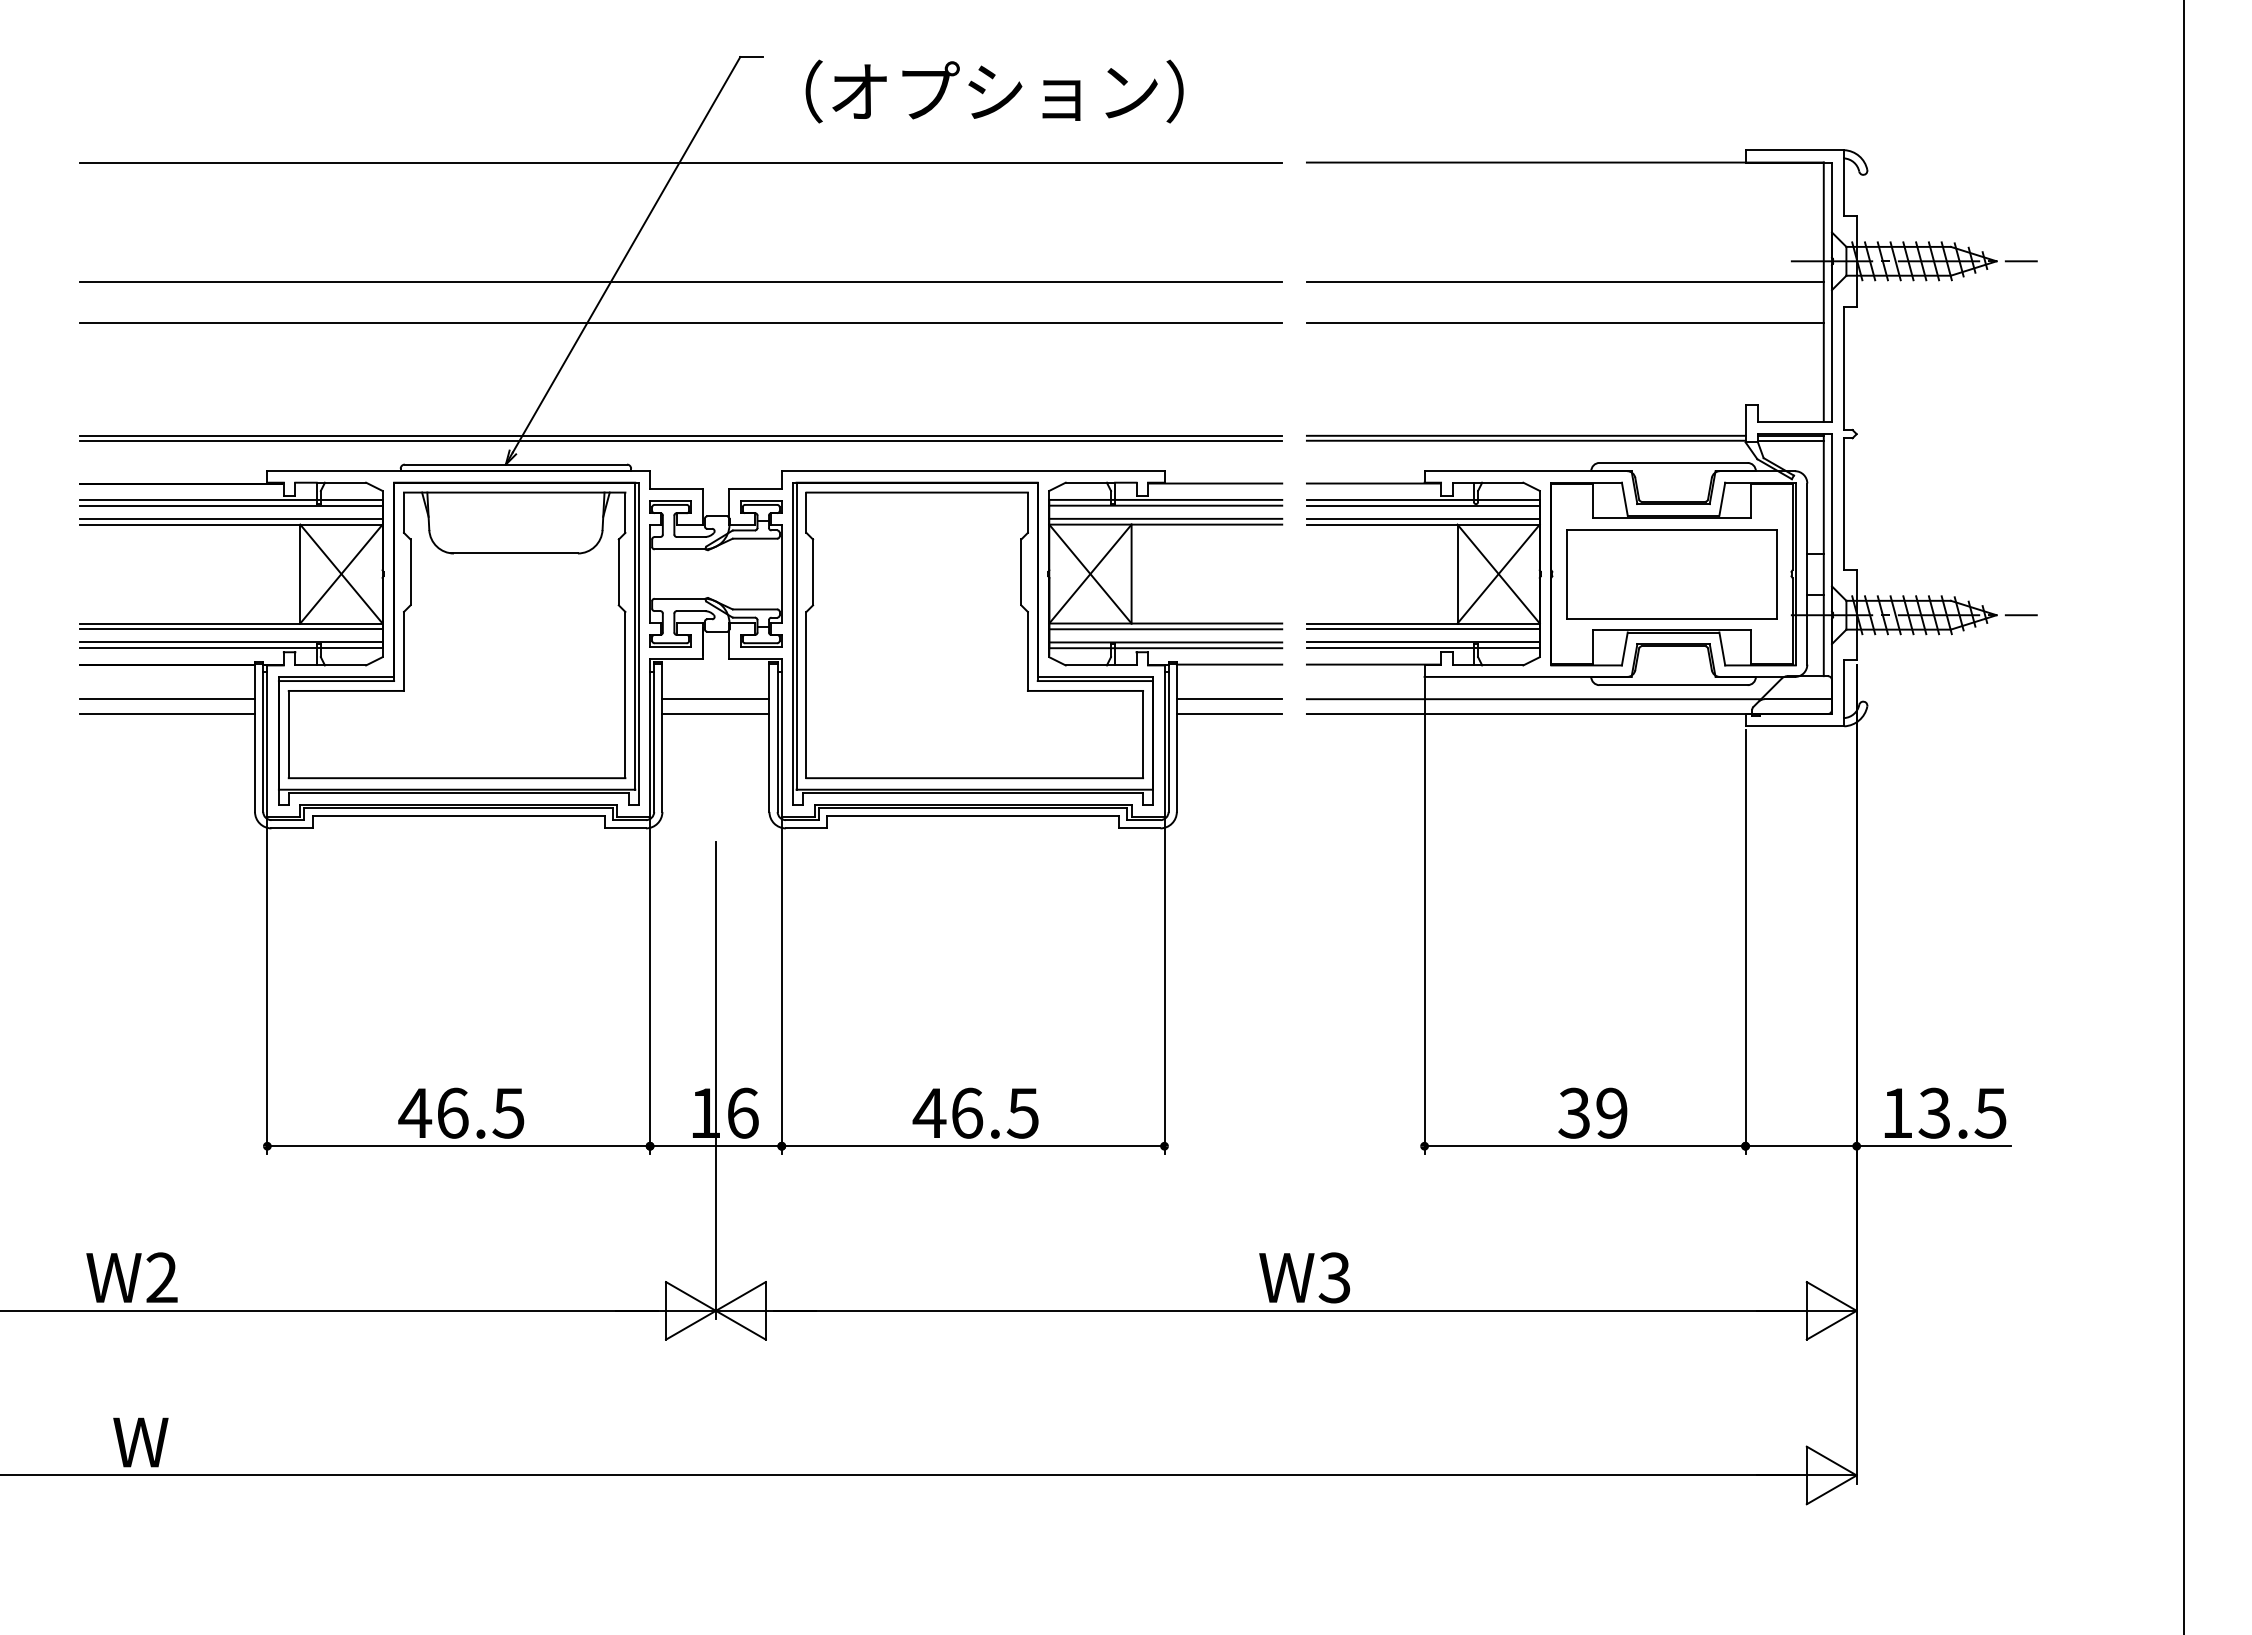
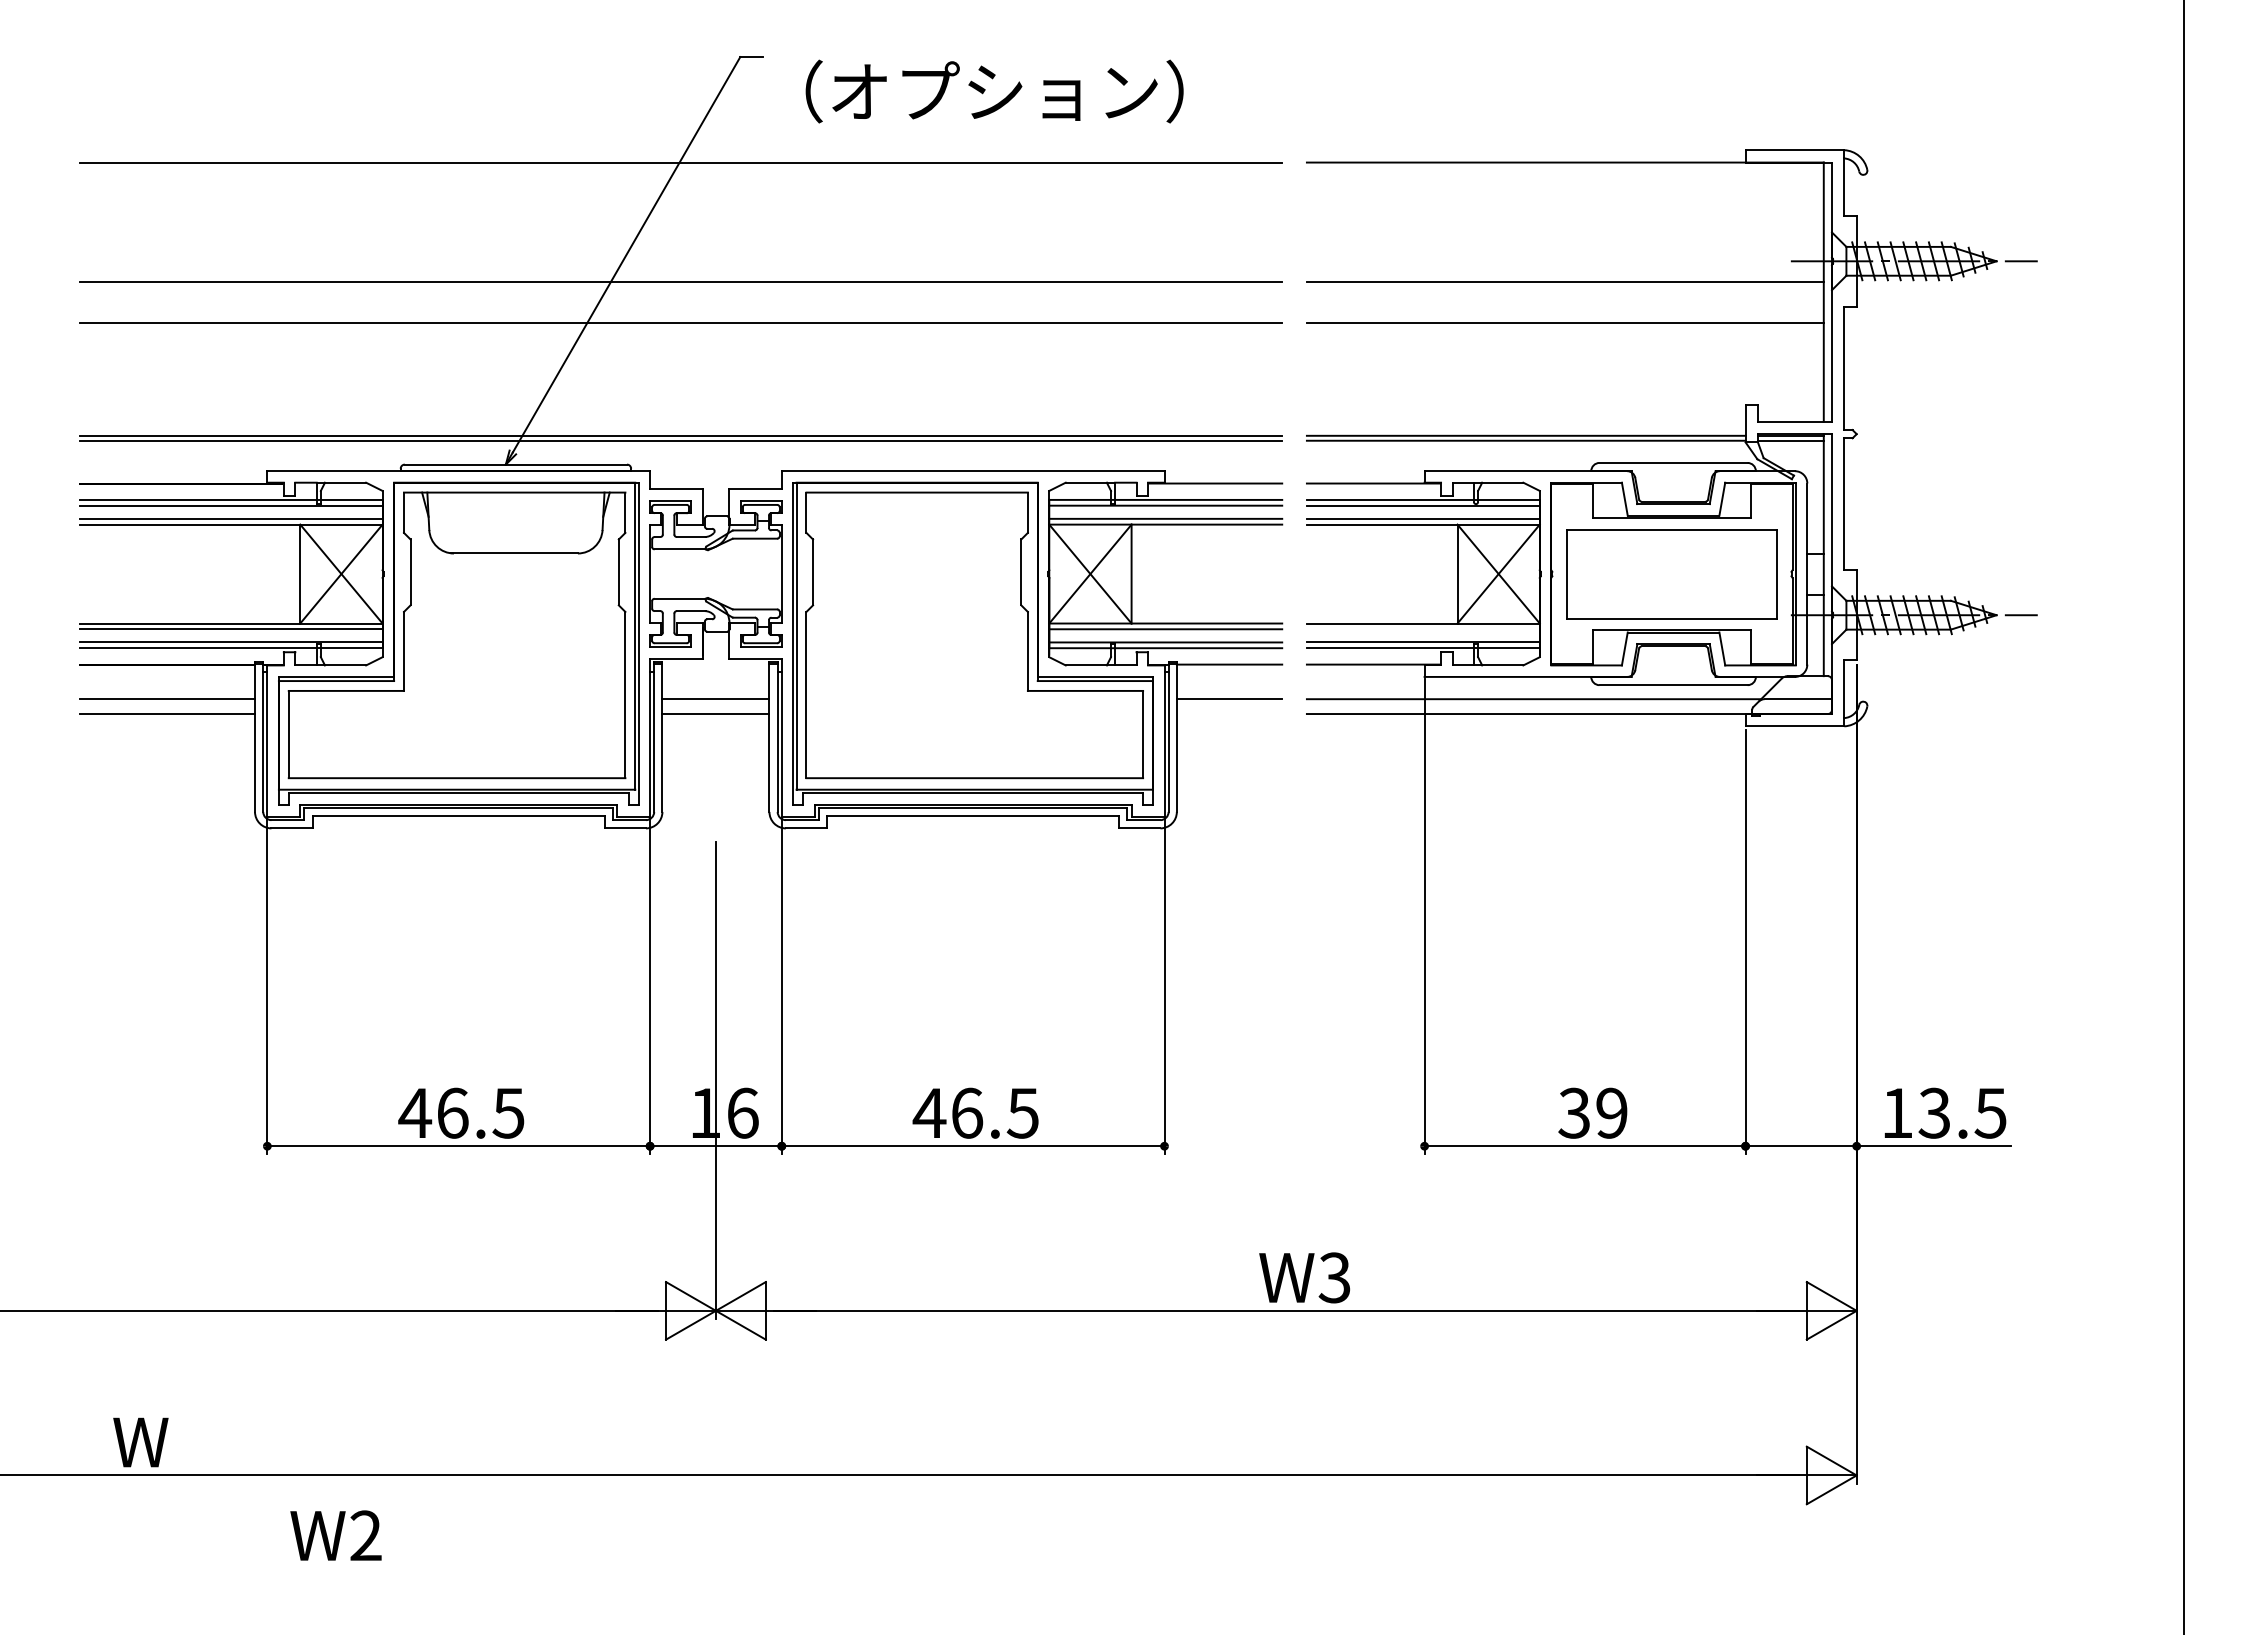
line: present -> none (1422, 629)
line: present -> none (1229, 714)
text position: (131, 1277) -> (335, 1535) (335, 1535)
